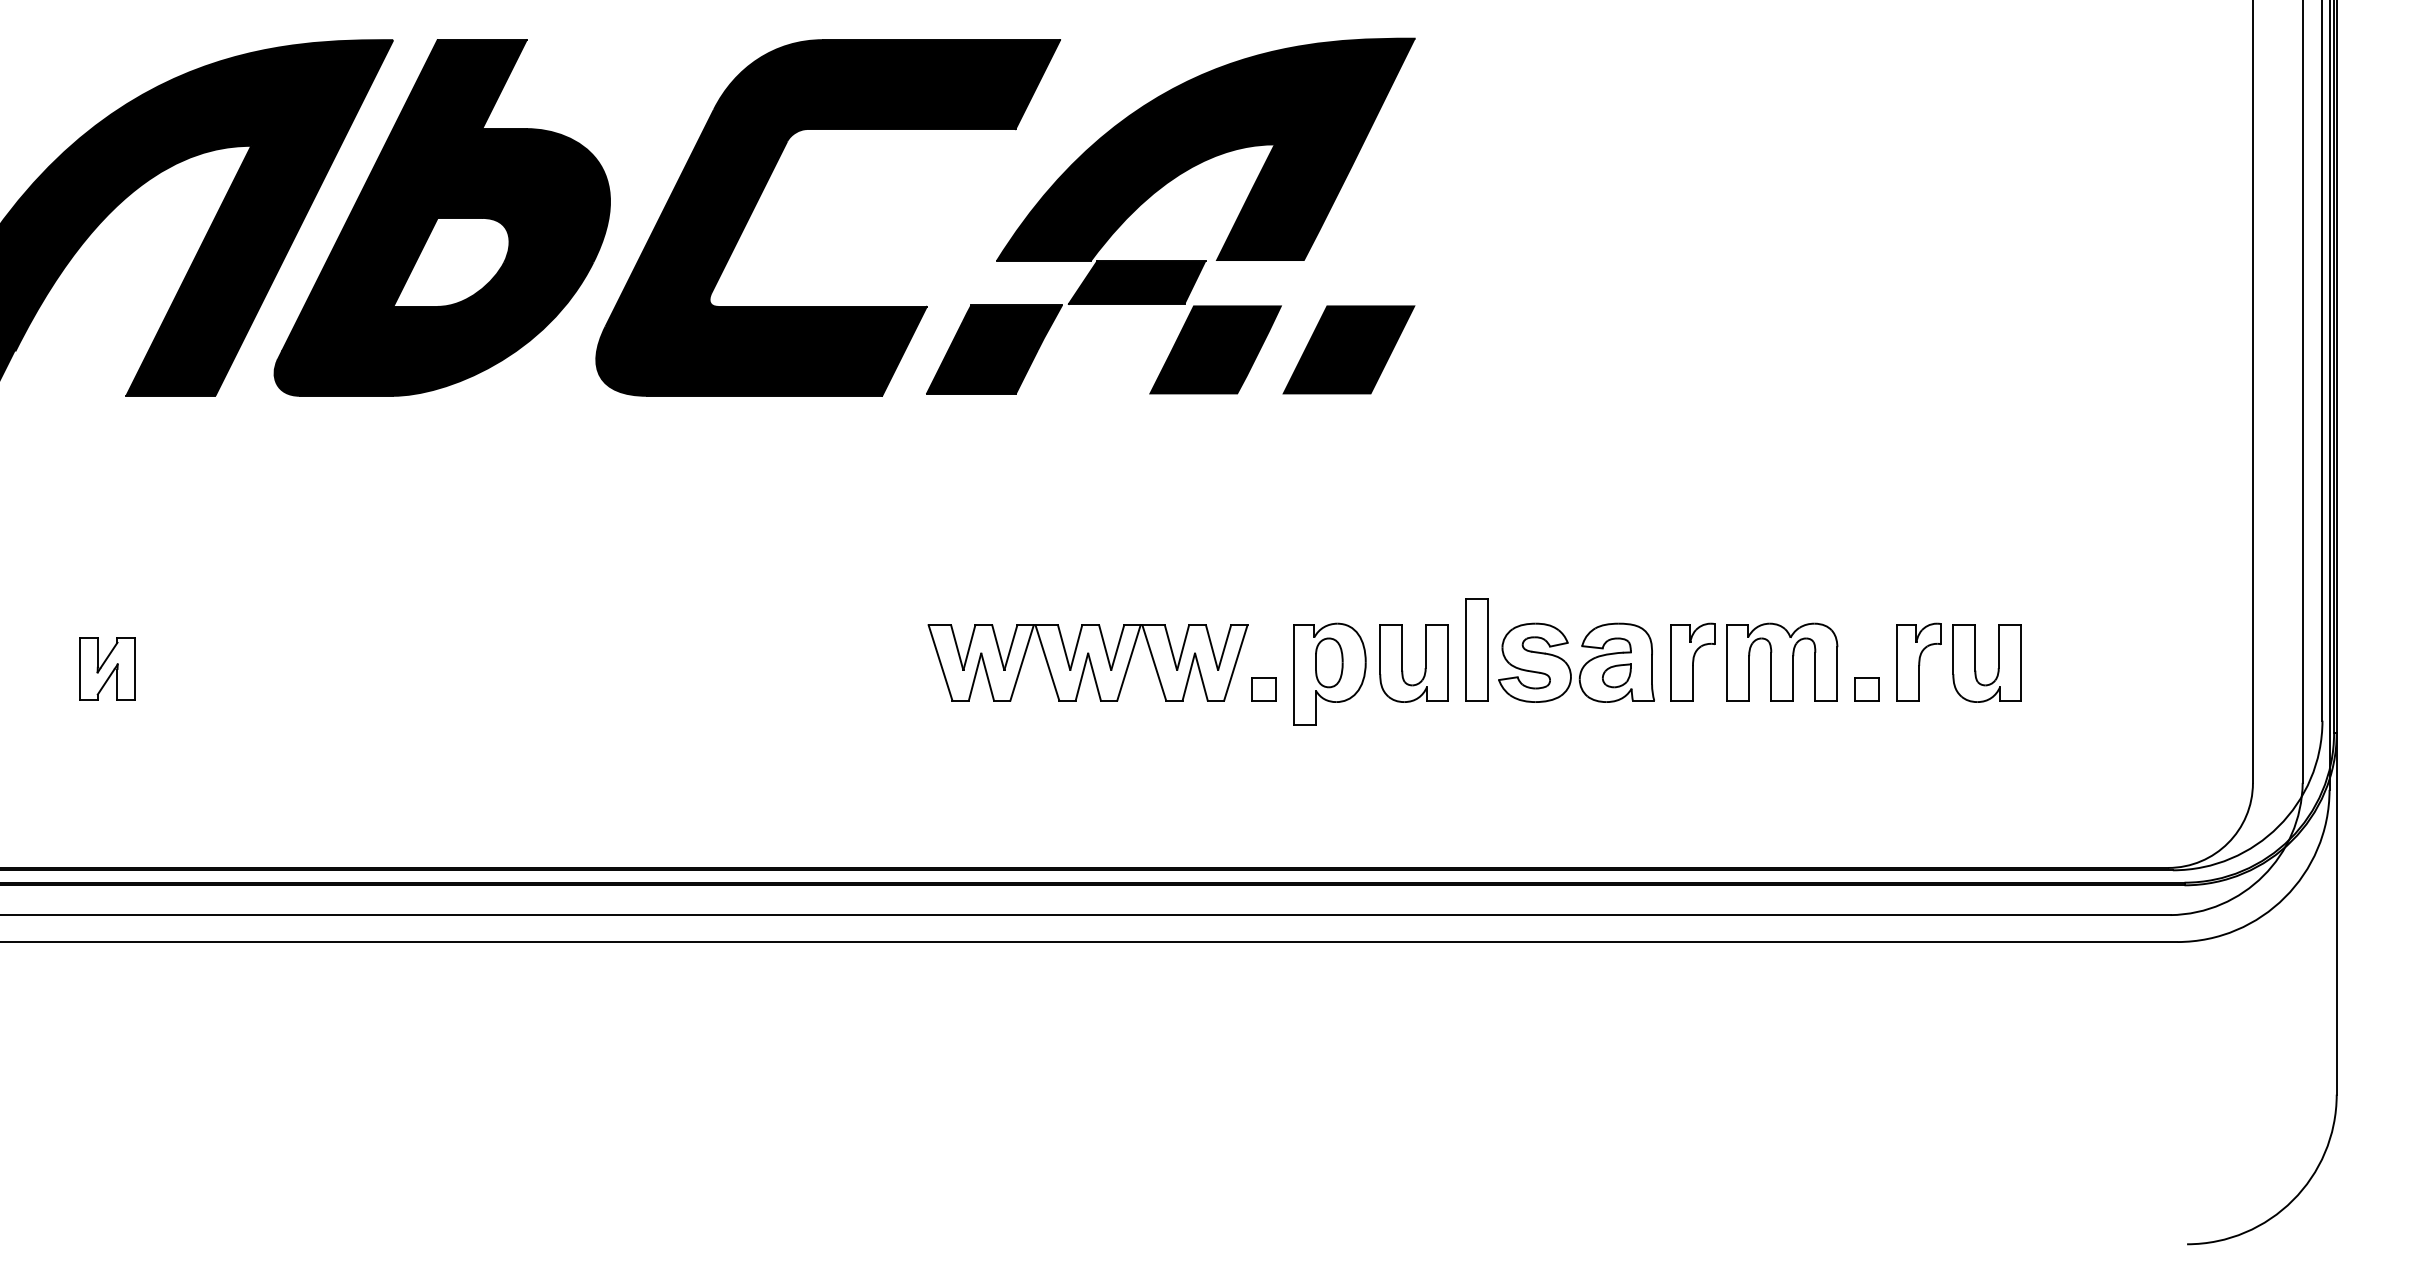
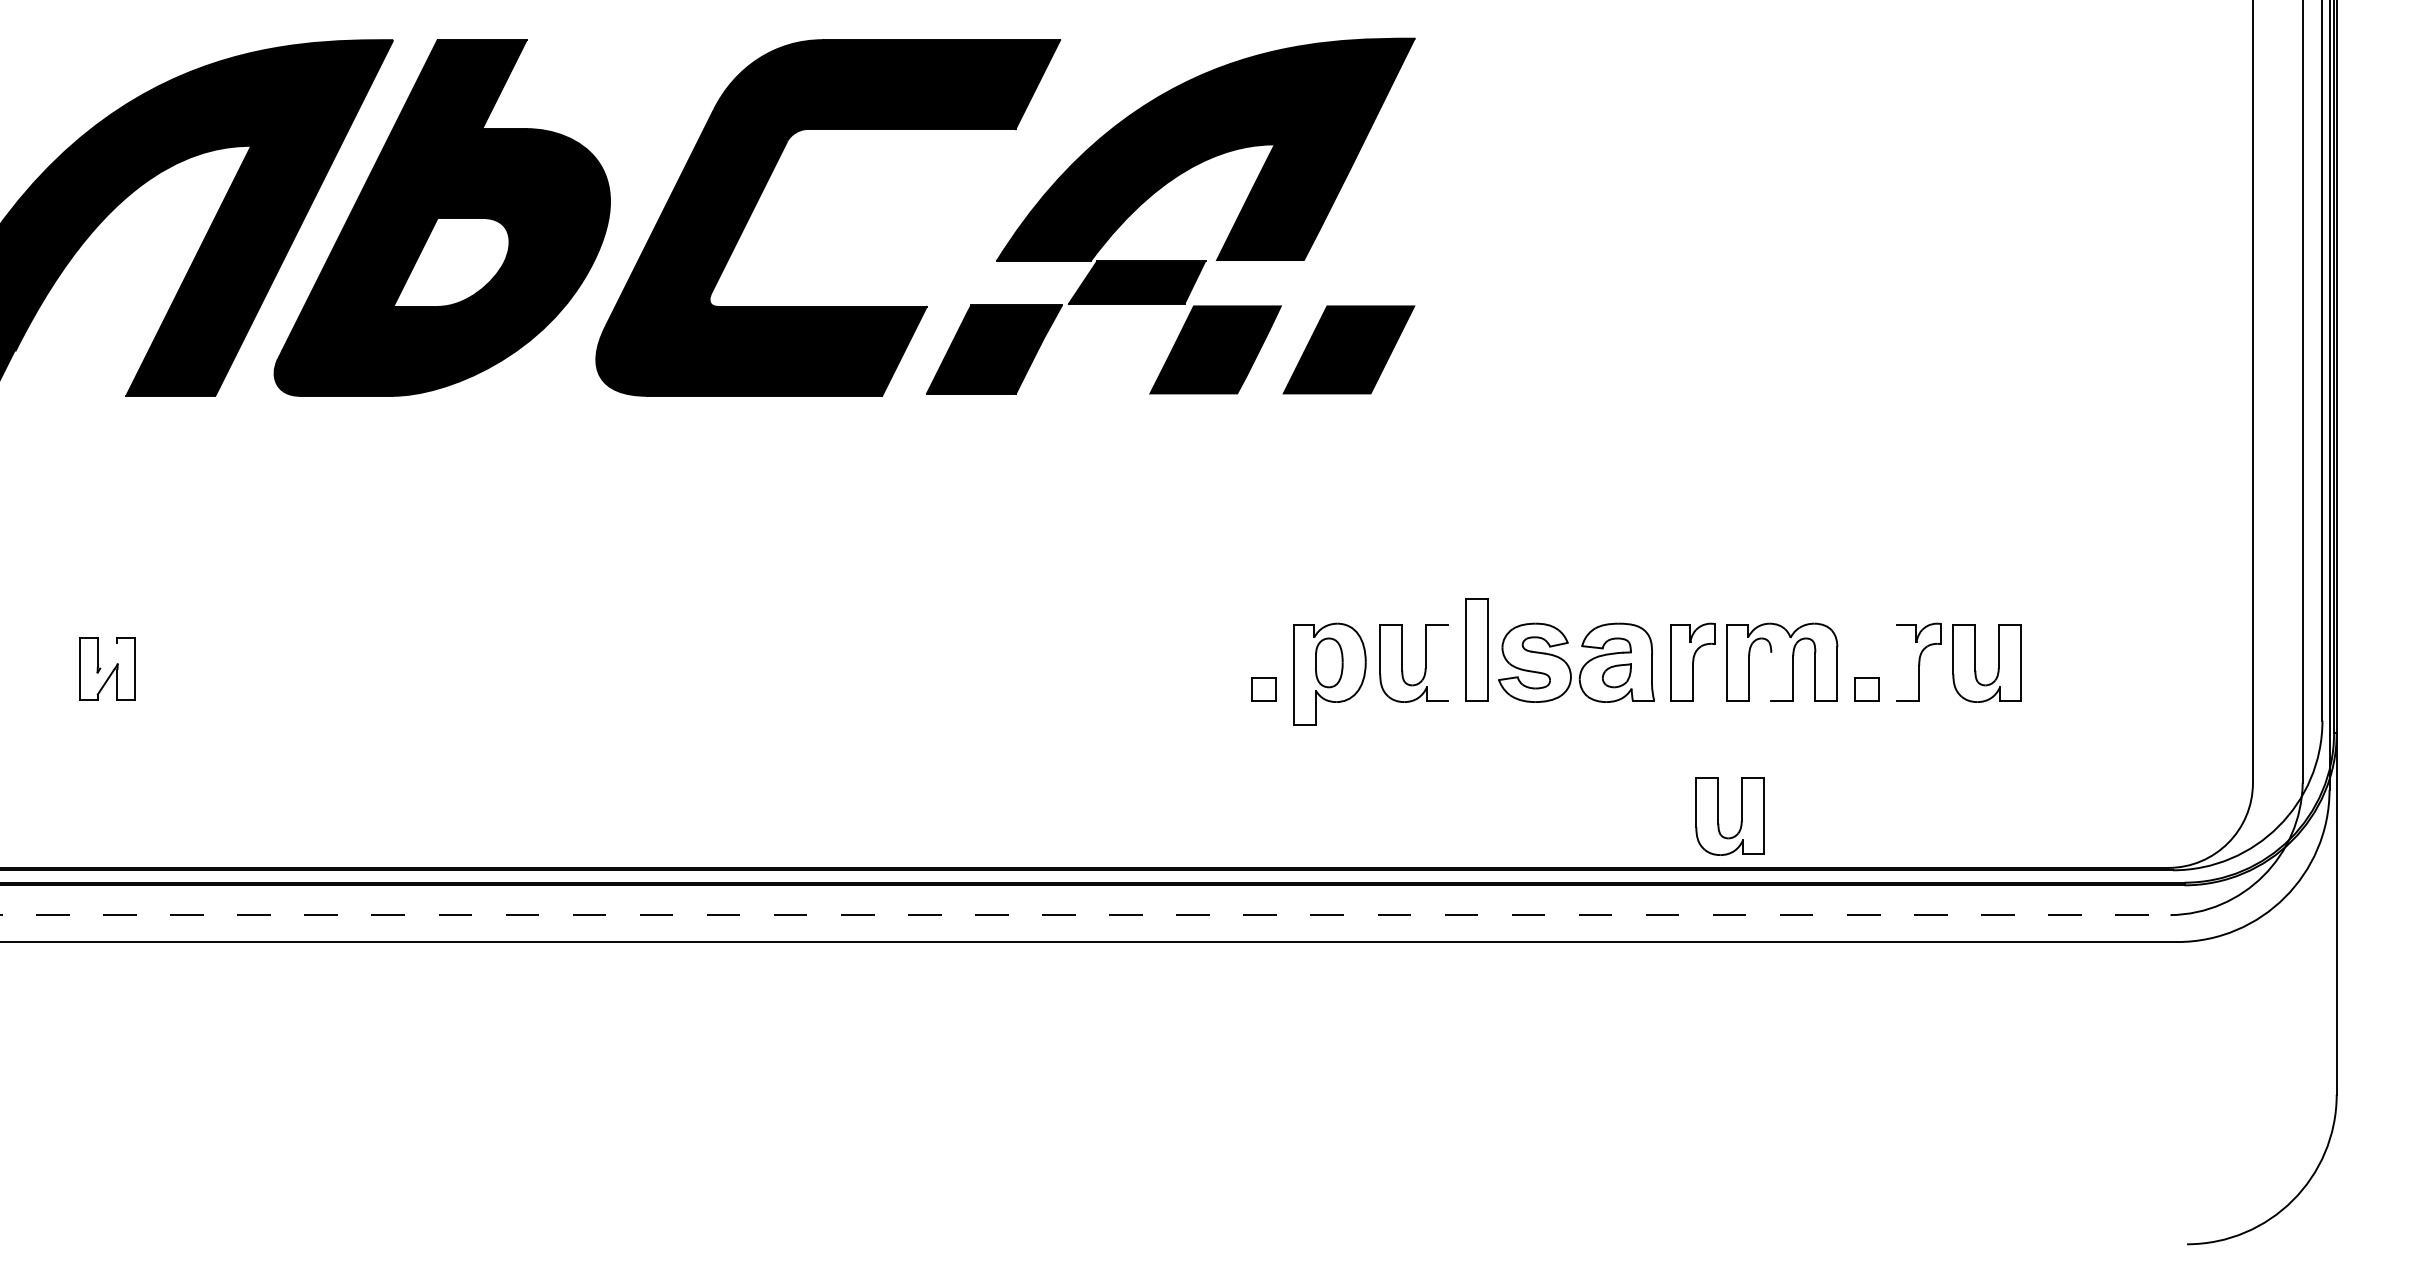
line: present -> none (108, 654)
part: present -> none (1087, 662)
line: present -> none (1447, 662)
line: present -> none (1897, 662)
line: present -> none (1771, 676)
part: none -> present (1718, 816)
line: solid -> dashed (1085, 915)
